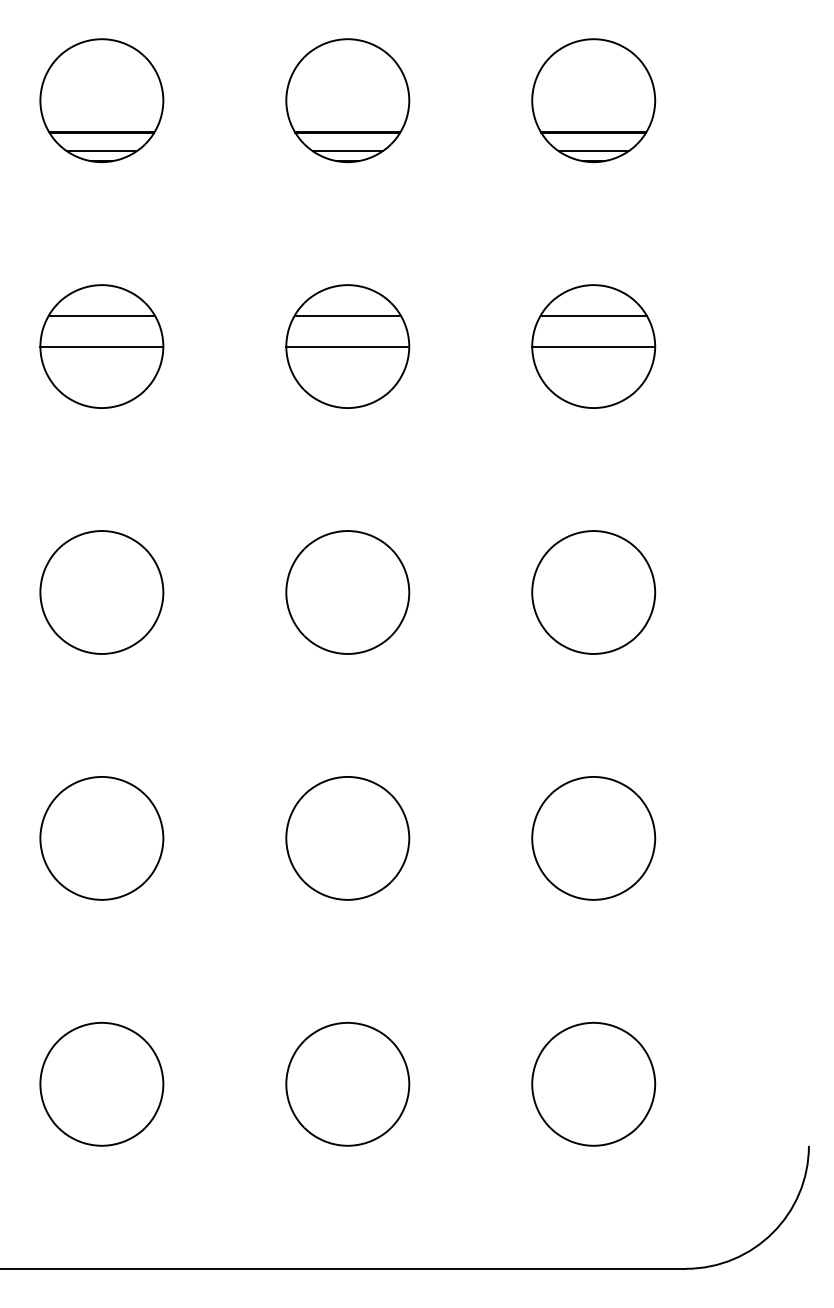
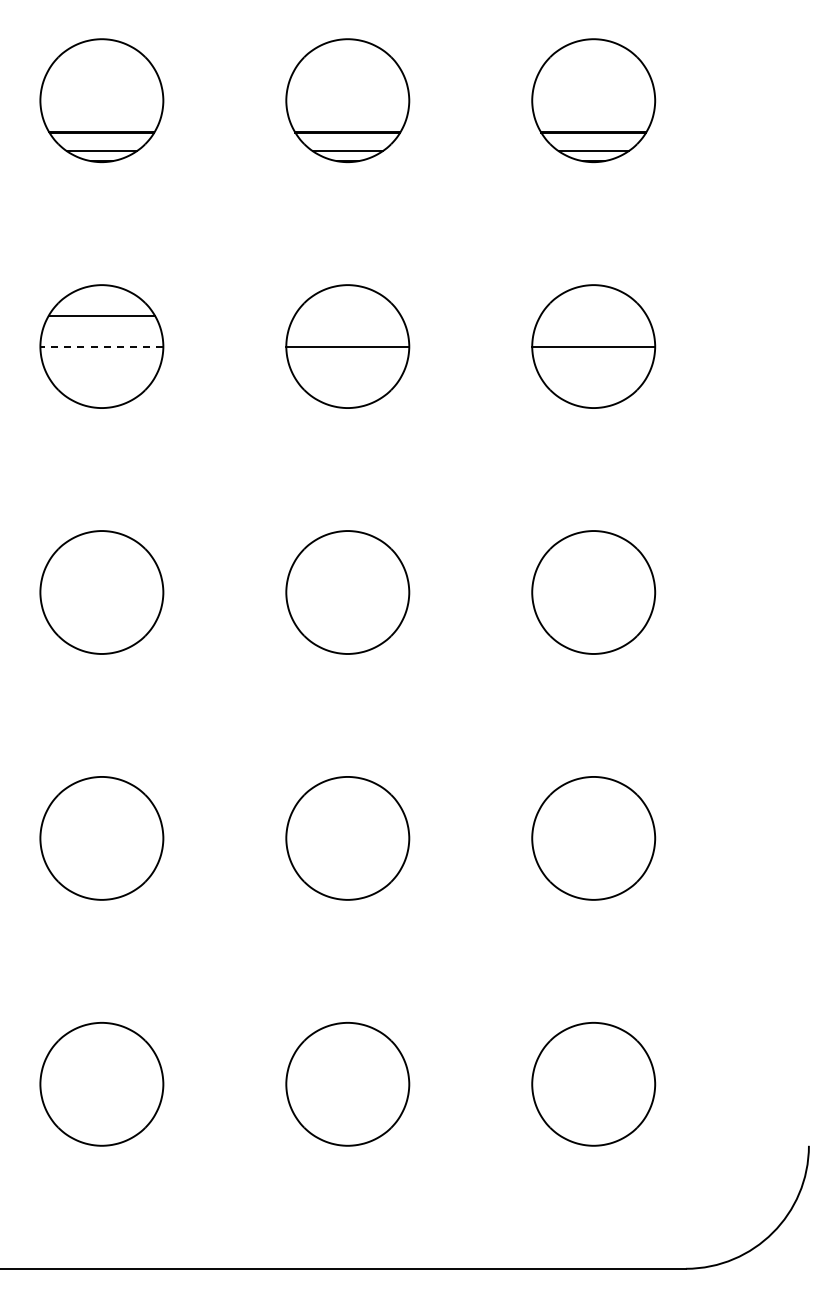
line: present -> none (347, 315)
line: present -> none (593, 315)
line: solid -> dashed (101, 346)
